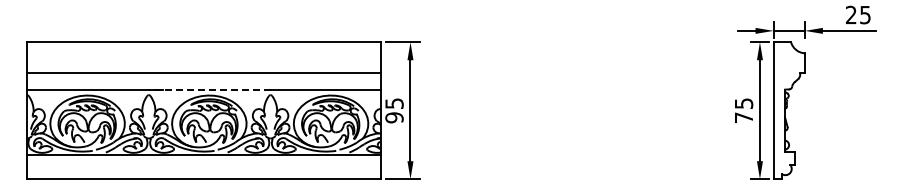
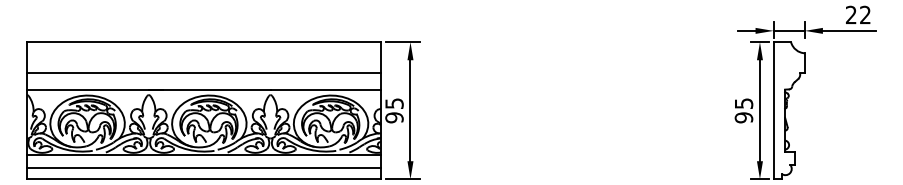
text: 25 -> 22 (865, 14)
line: dashed -> solid (209, 89)
text: 75 -> 95 (743, 117)
line: none -> present (204, 167)
